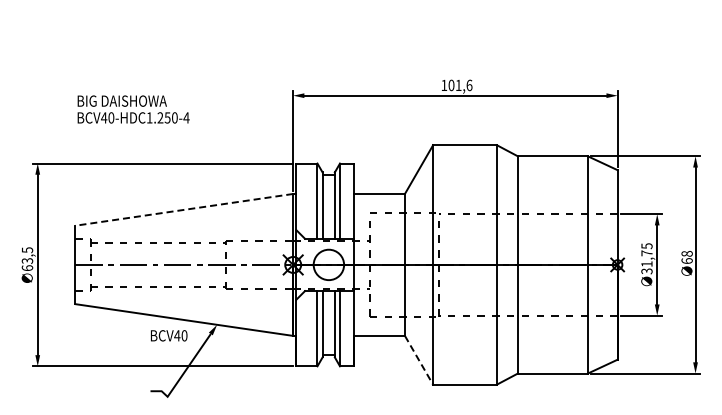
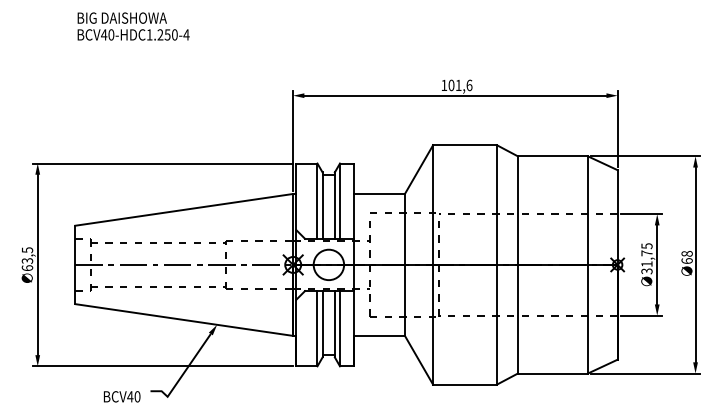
text position: (133, 109) -> (133, 26) (133, 26)
line: dashed -> solid (183, 209)
text position: (169, 335) -> (122, 396) (122, 396)
line: dashed -> solid (419, 360)
